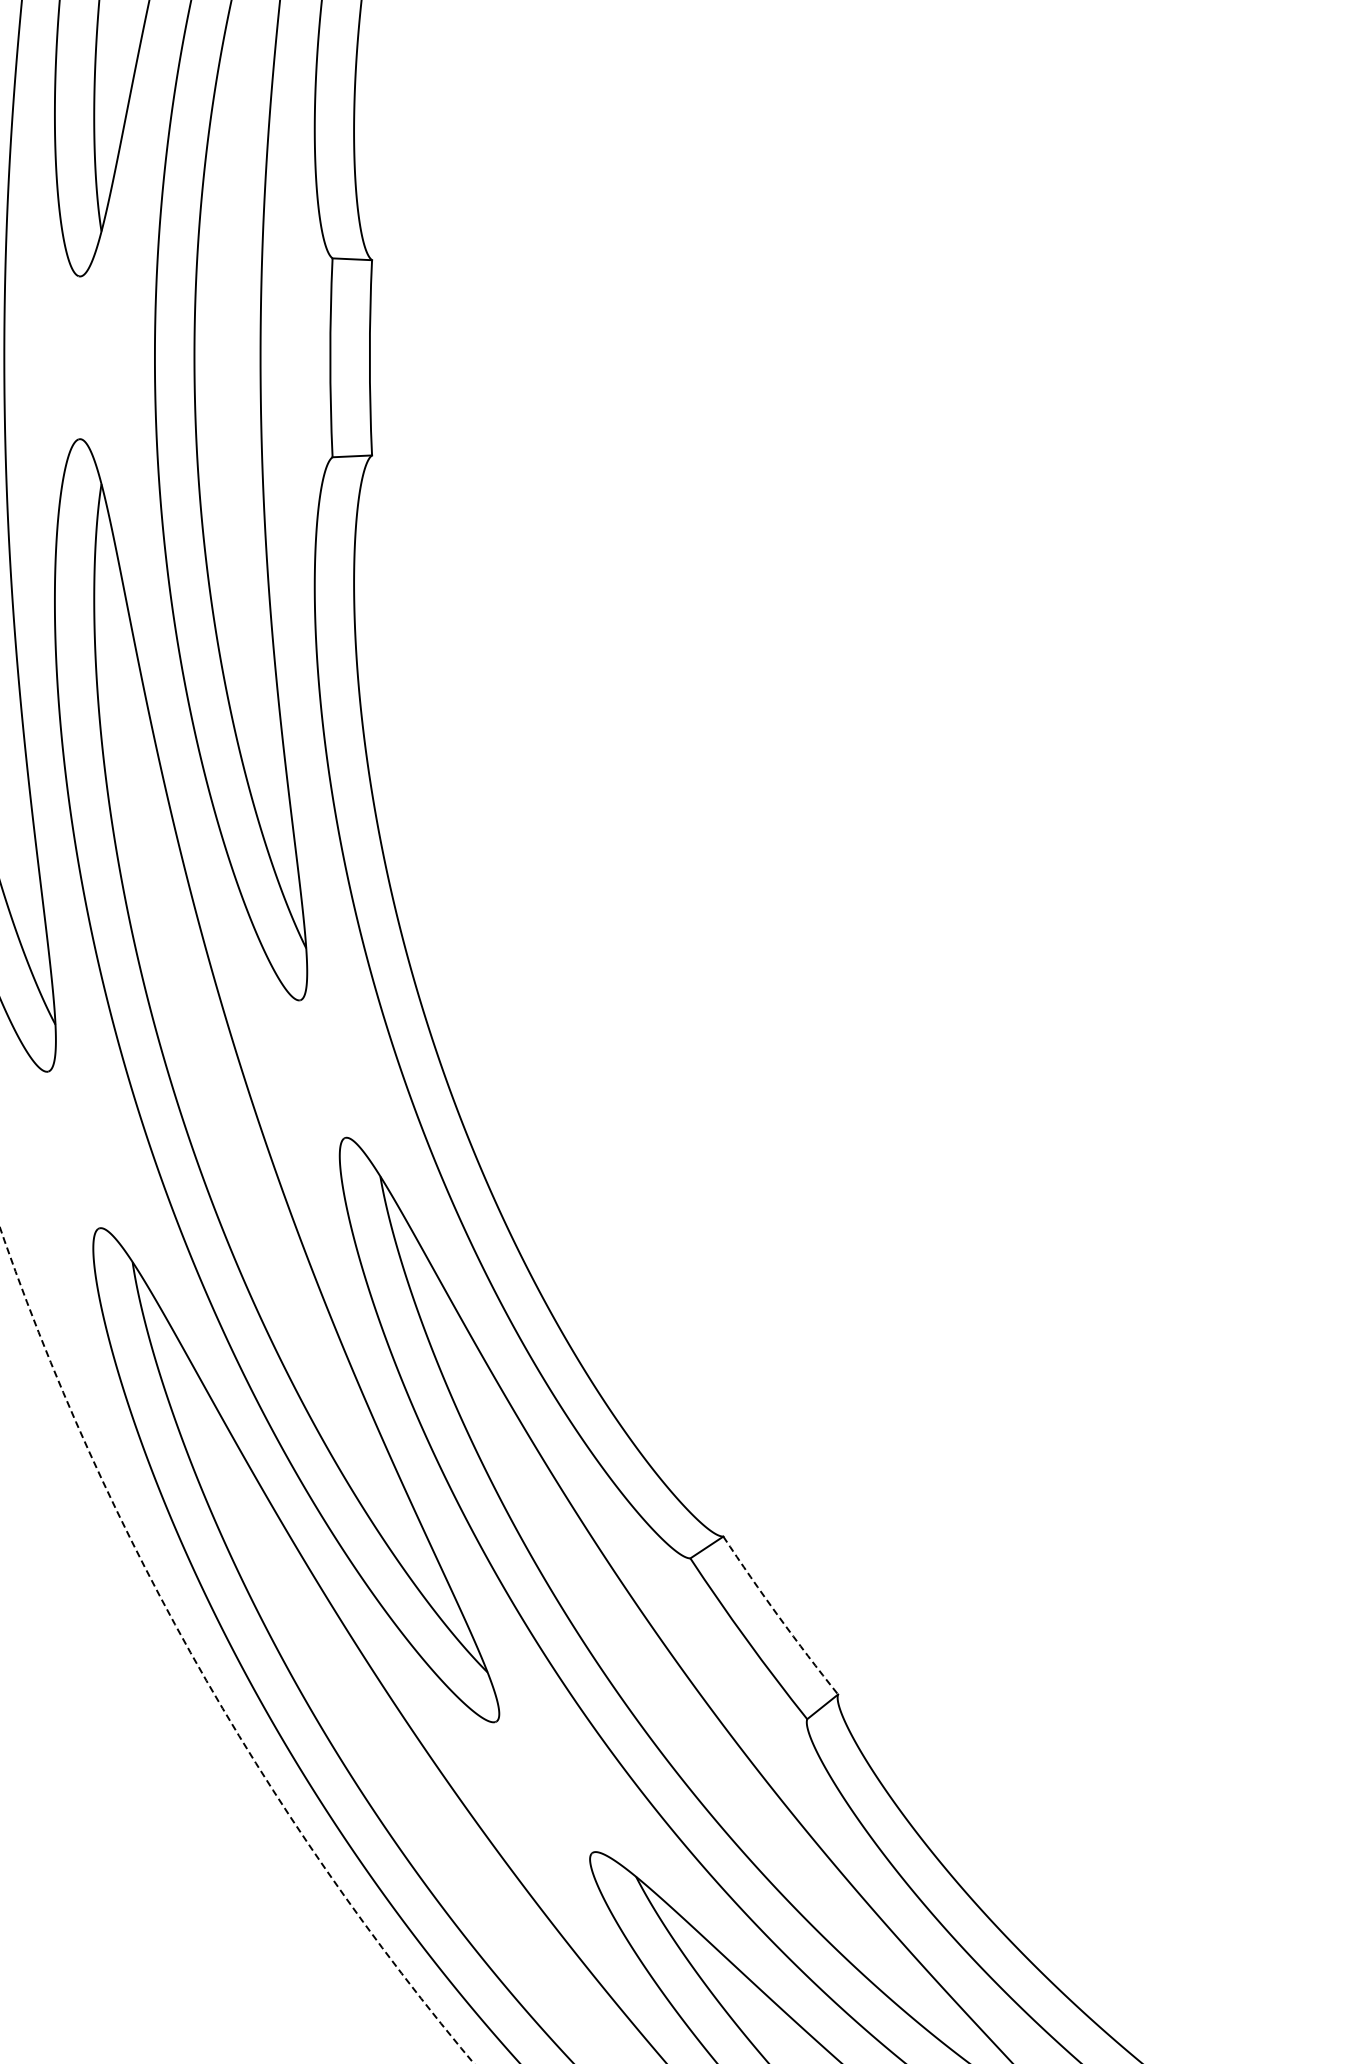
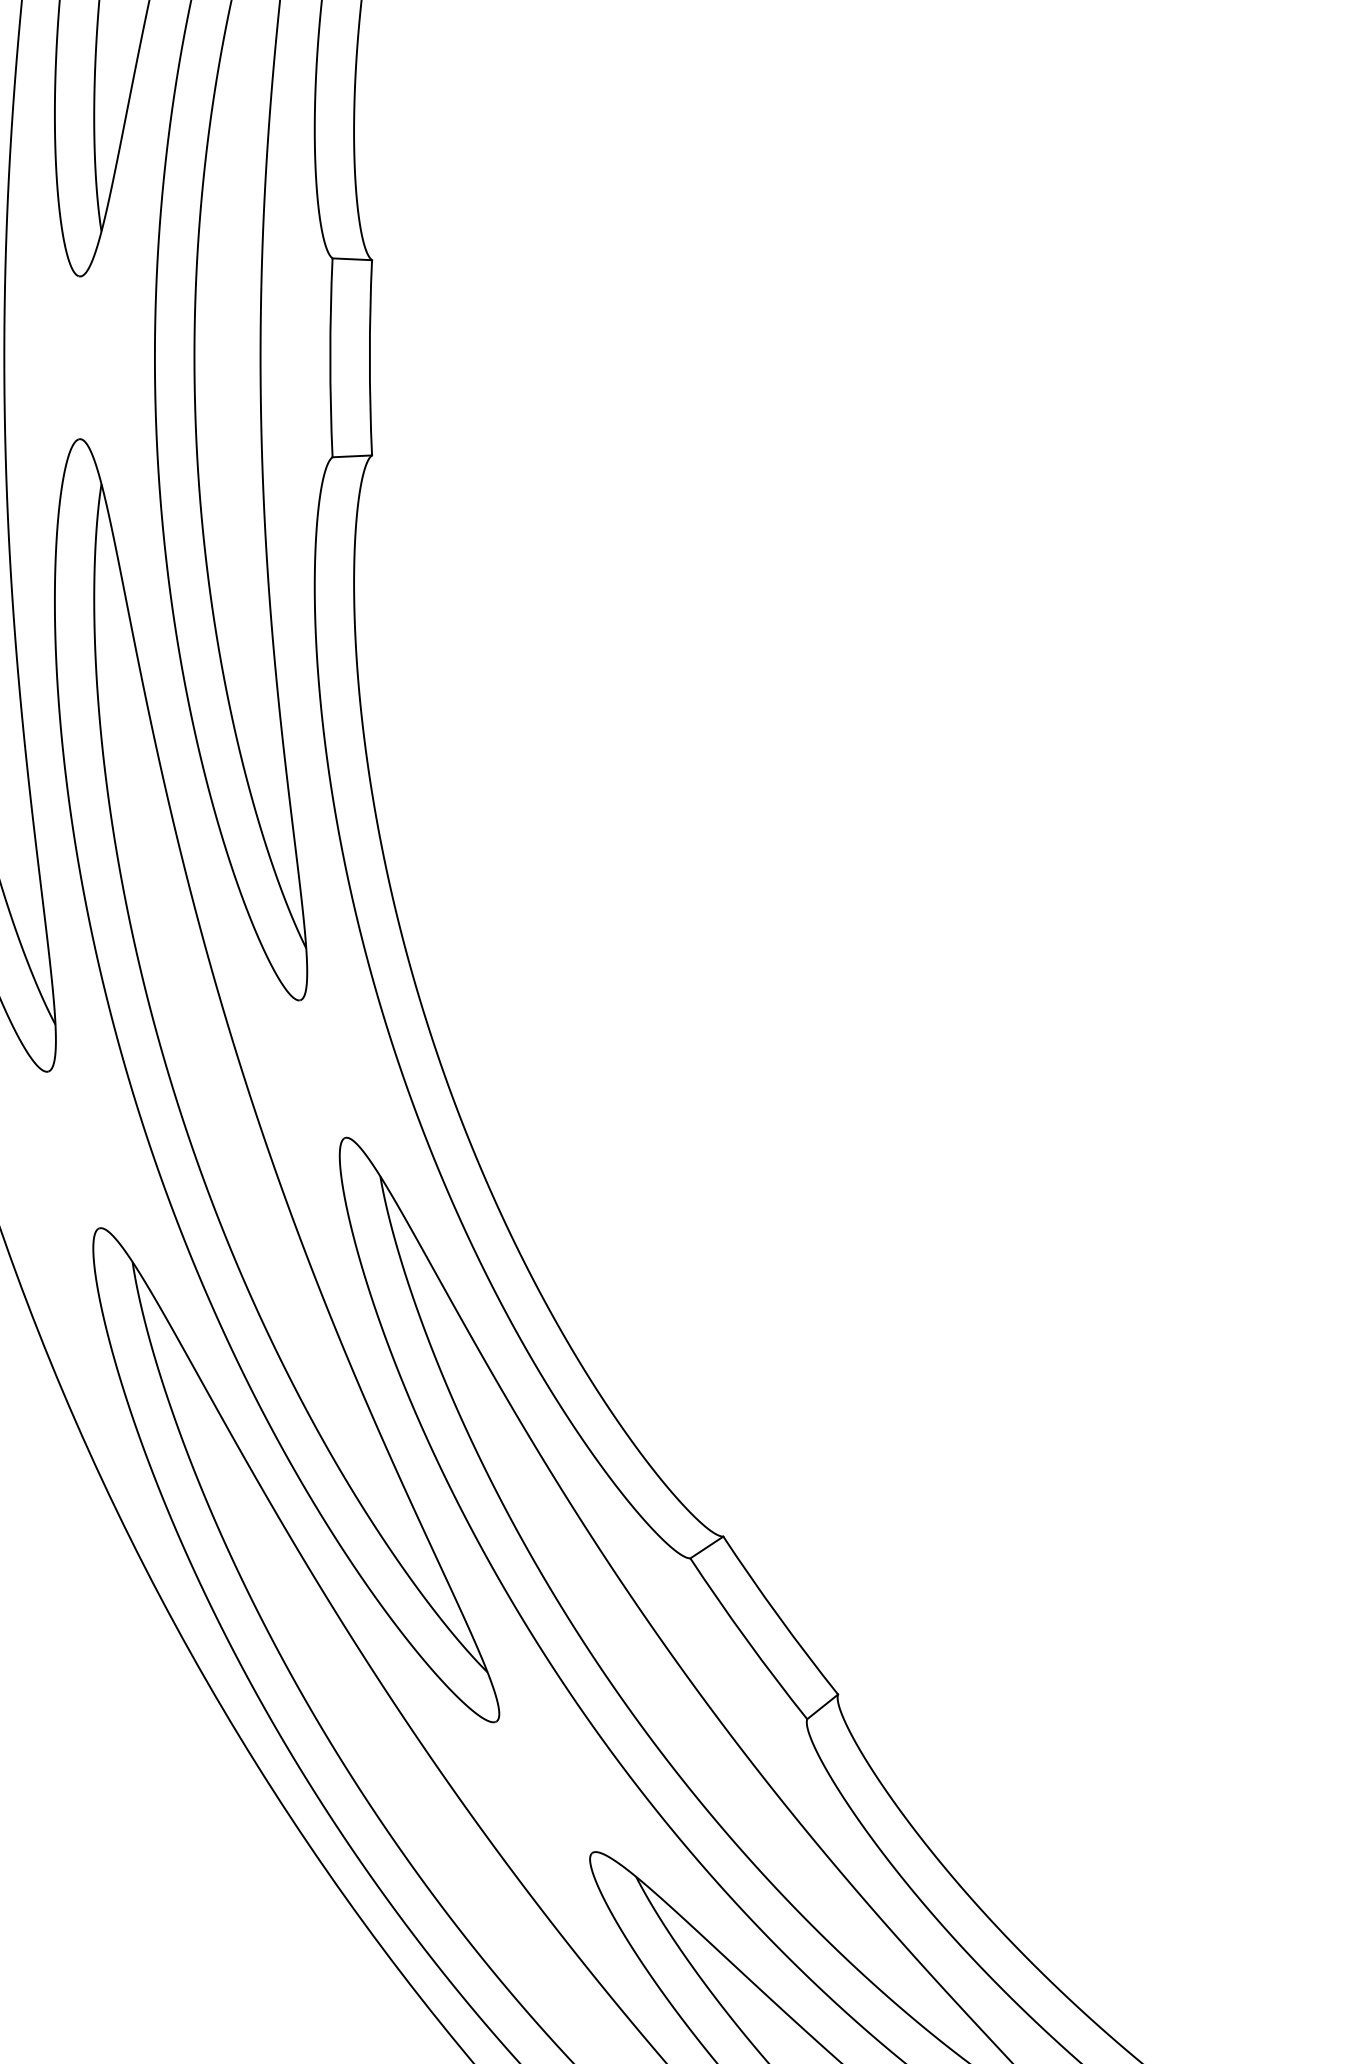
arc: dashed -> solid (778, 1616)
circle: dashed -> solid (237, 1645)
